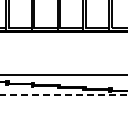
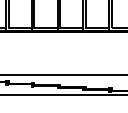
line: dashed -> solid (63, 94)
